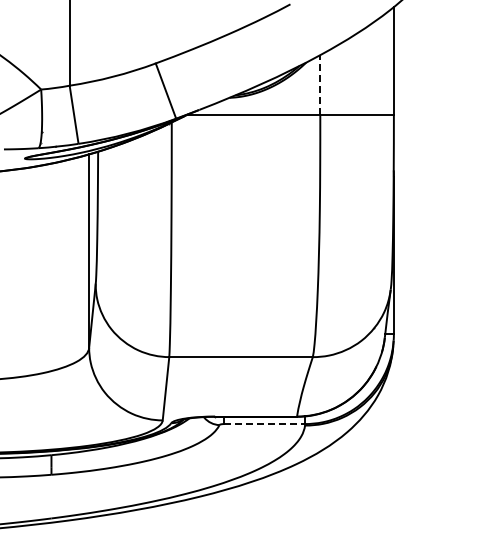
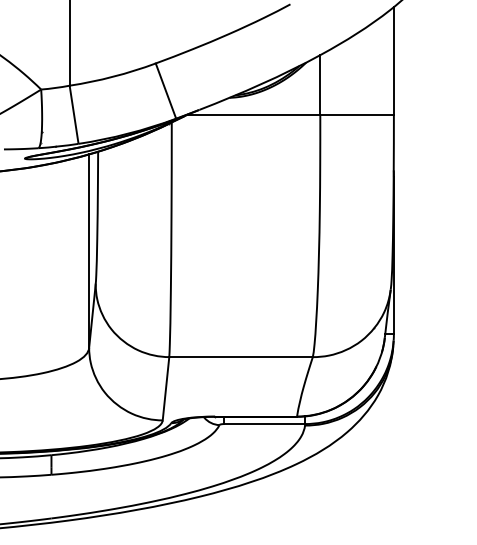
line: dashed -> solid (320, 84)
line: dashed -> solid (265, 424)
